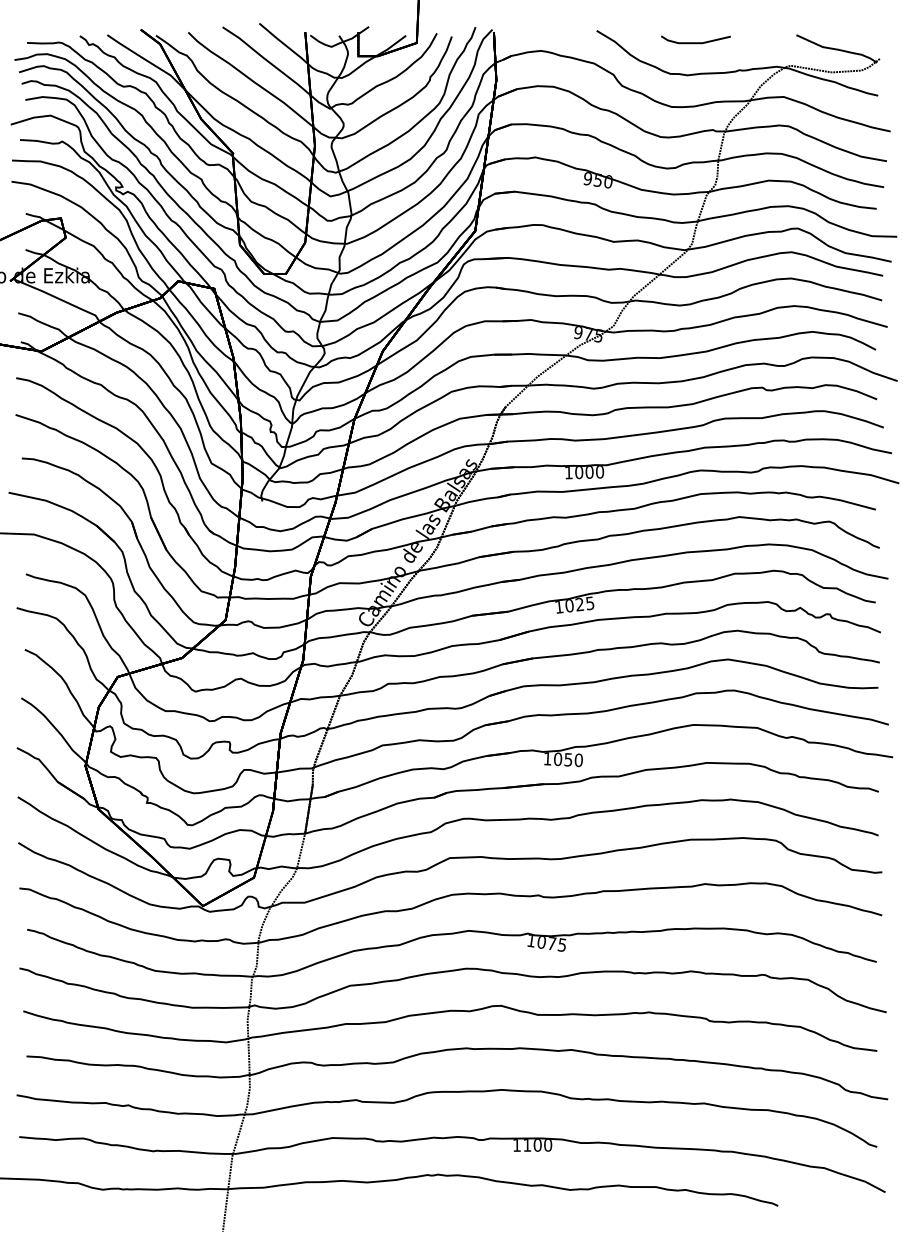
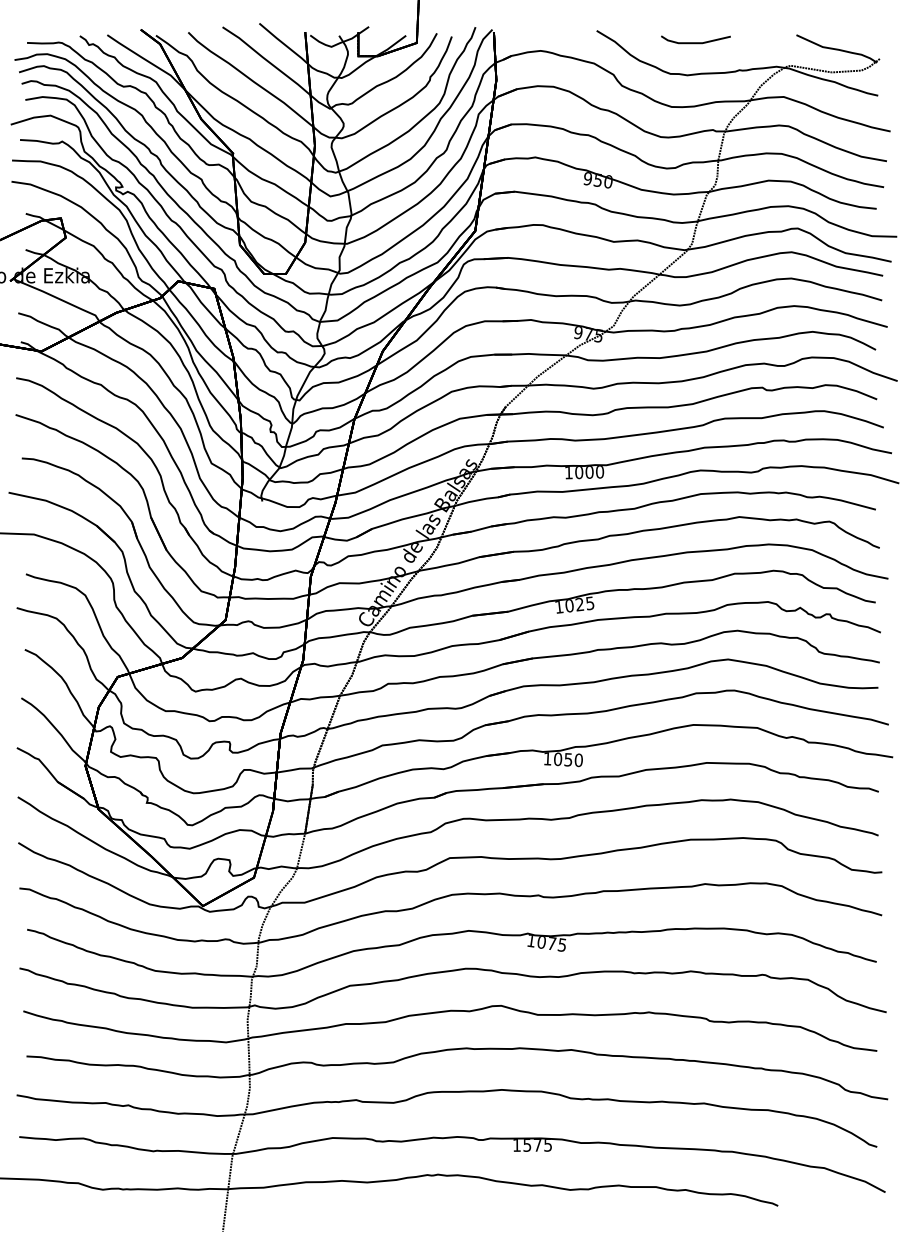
text: 1100 -> 1575 (537, 1145)
